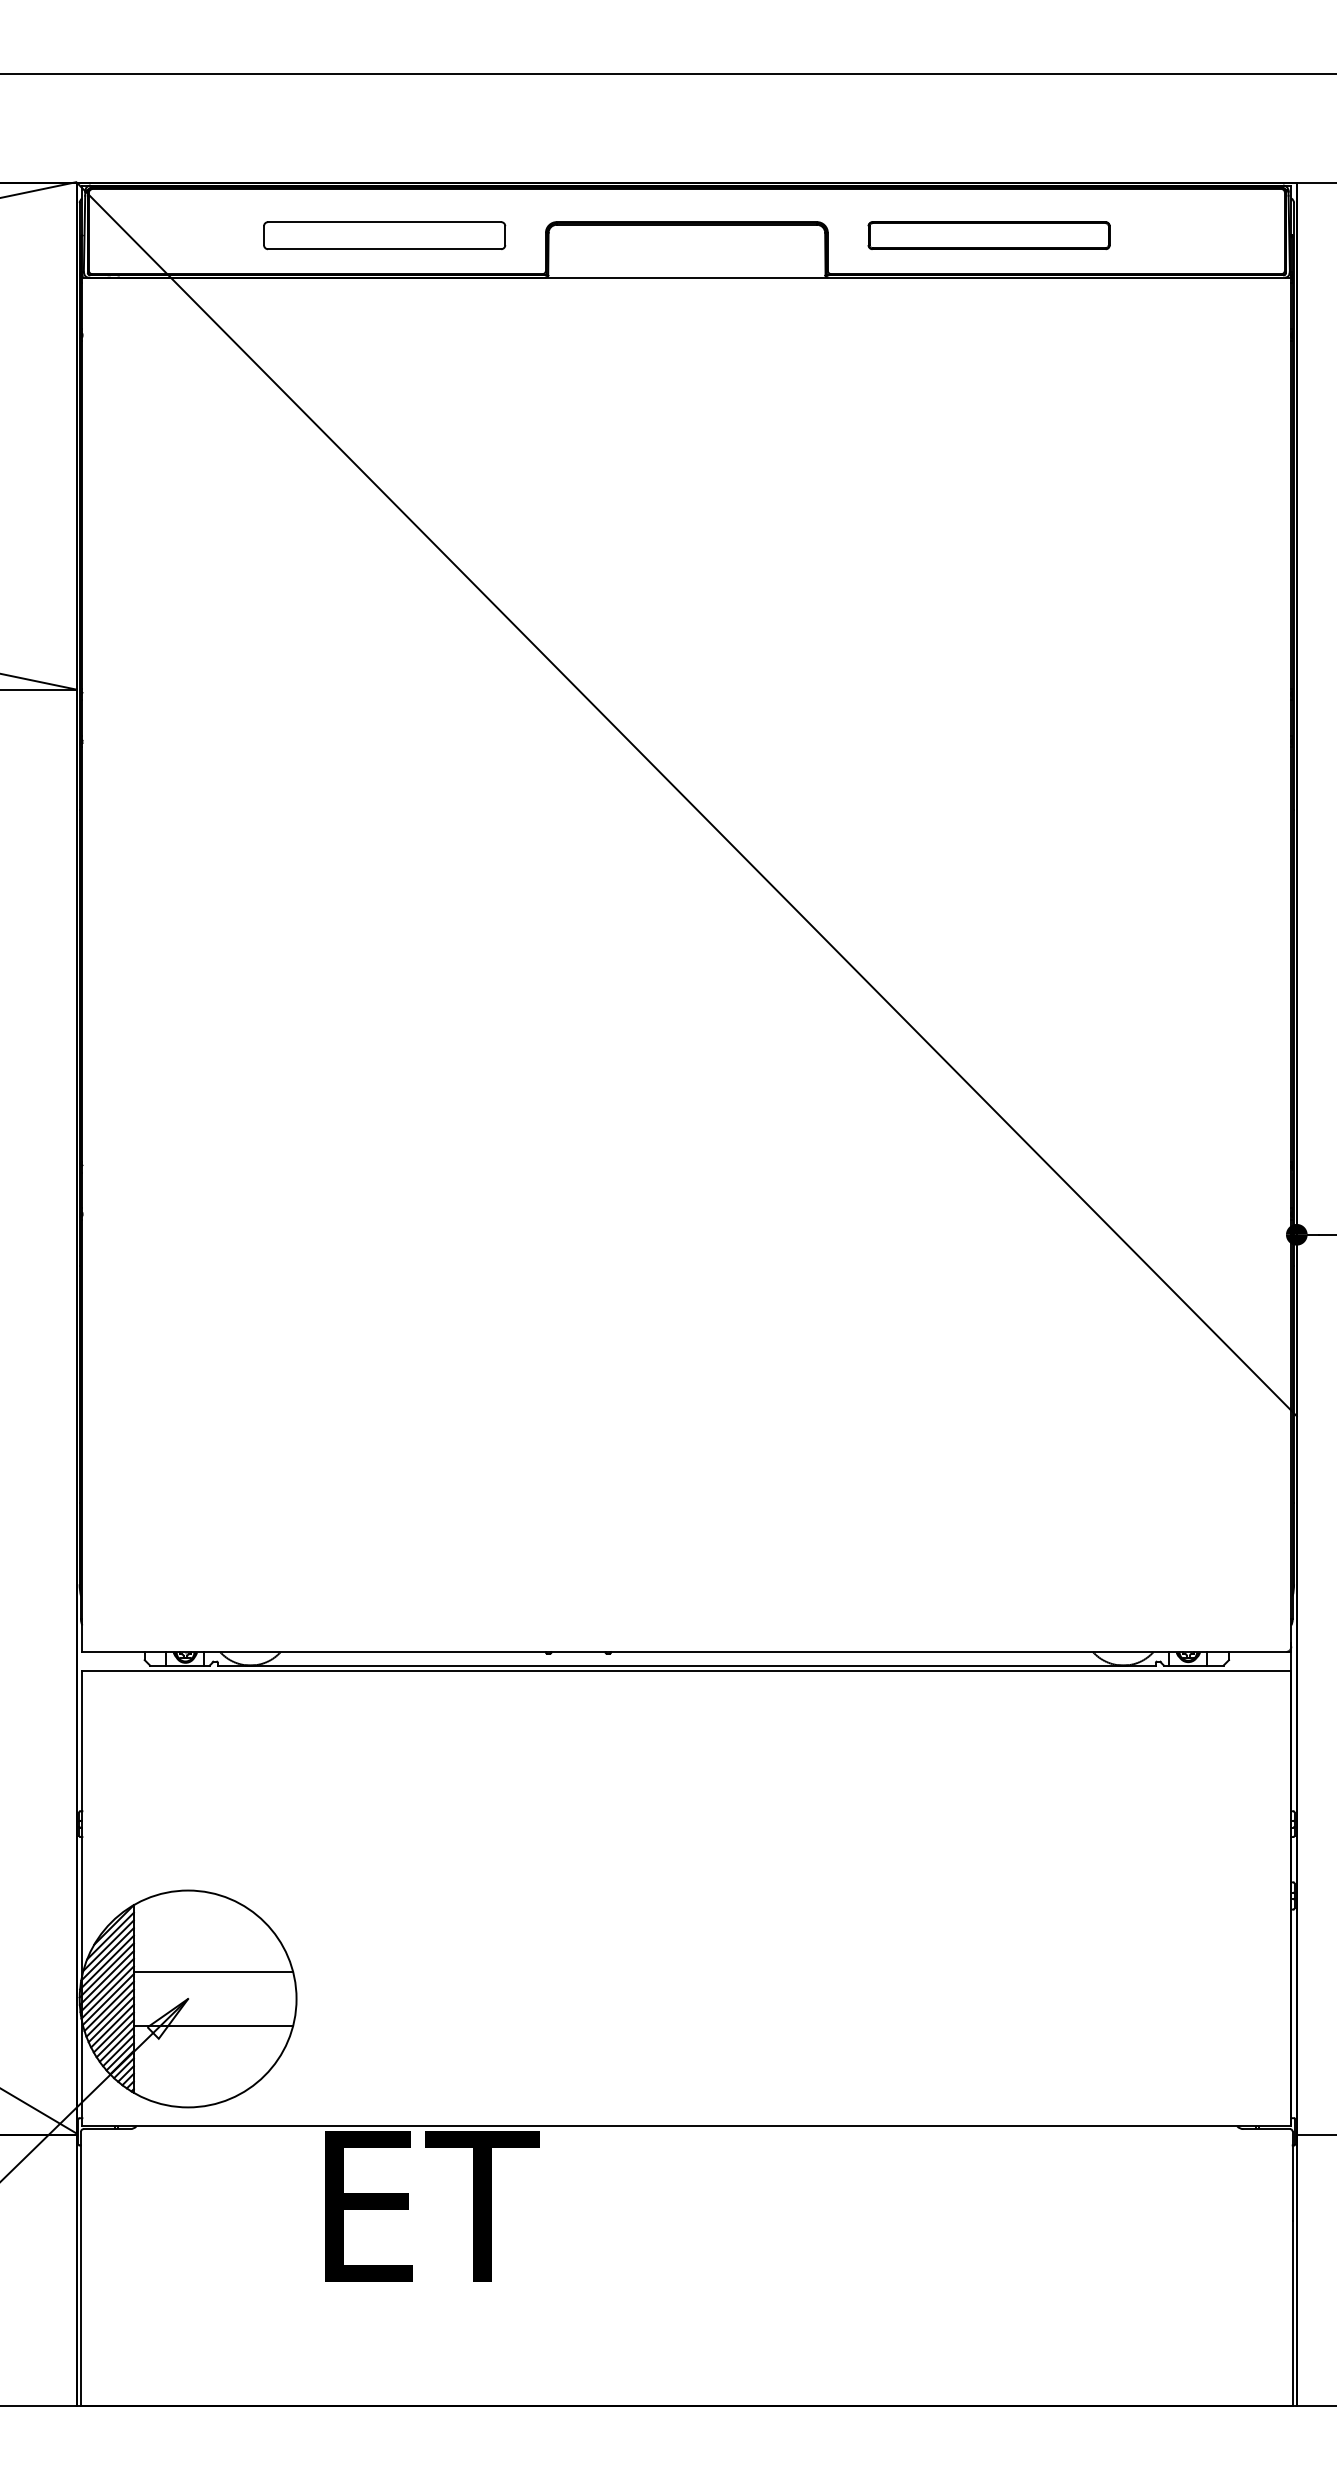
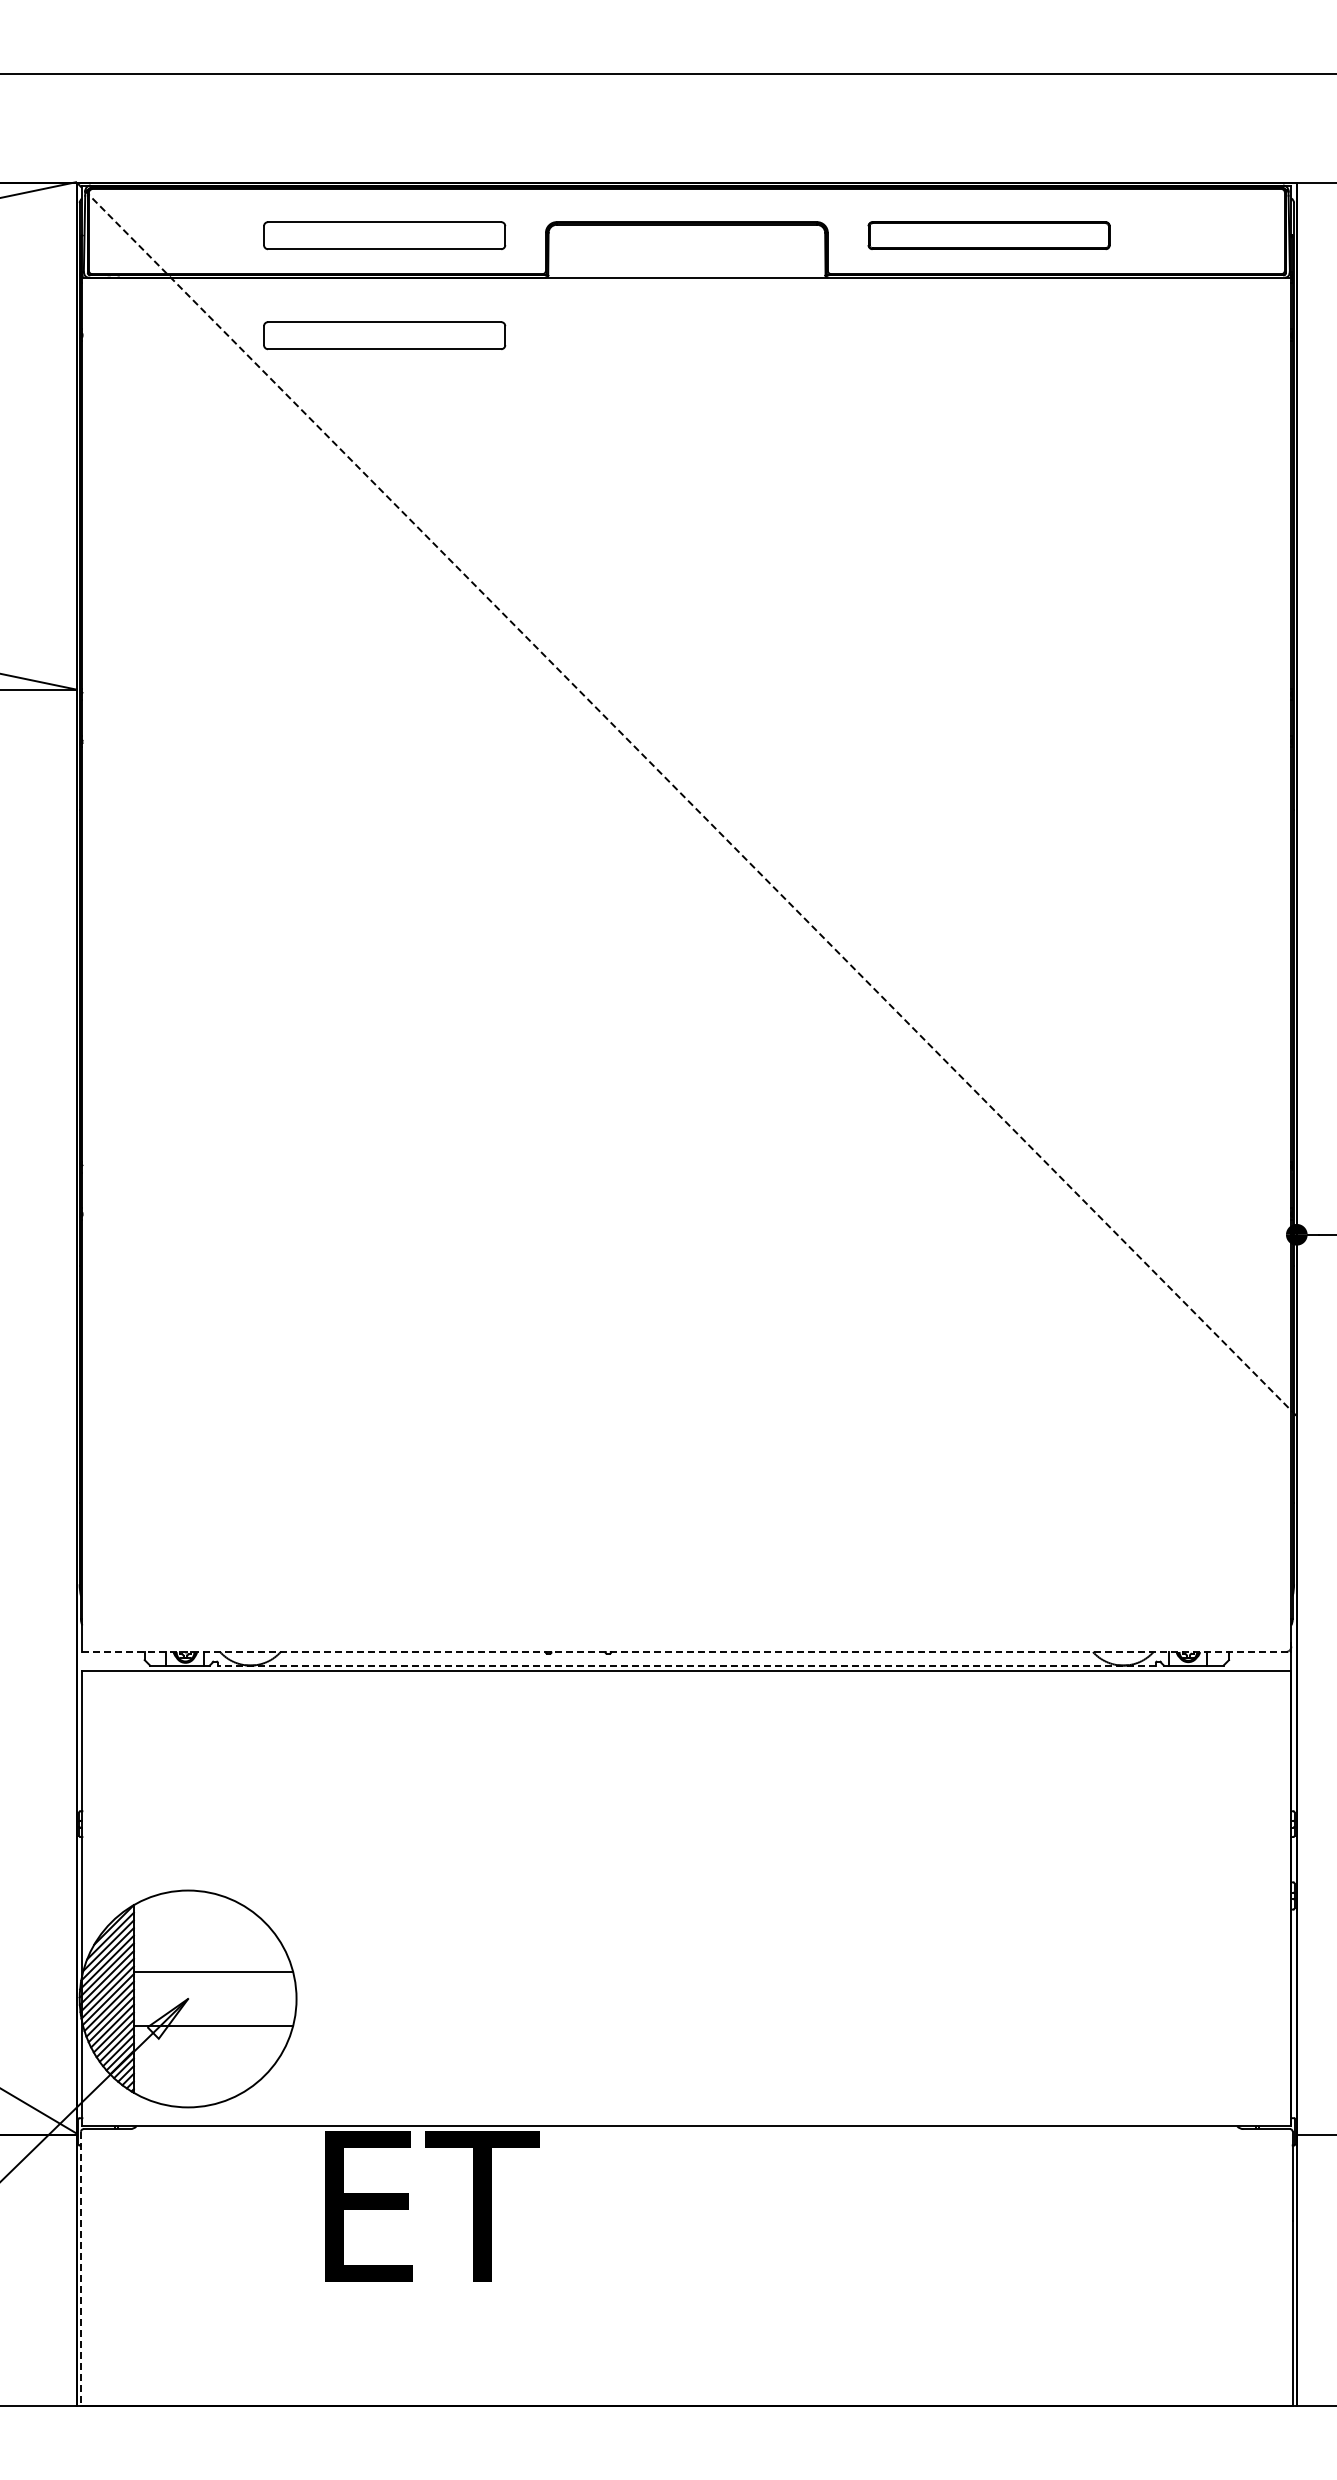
part: none -> present (384, 335)
line: solid -> dashed (687, 799)
line: solid -> dashed (687, 1652)
line: solid -> dashed (686, 1665)
line: solid -> dashed (81, 2268)
